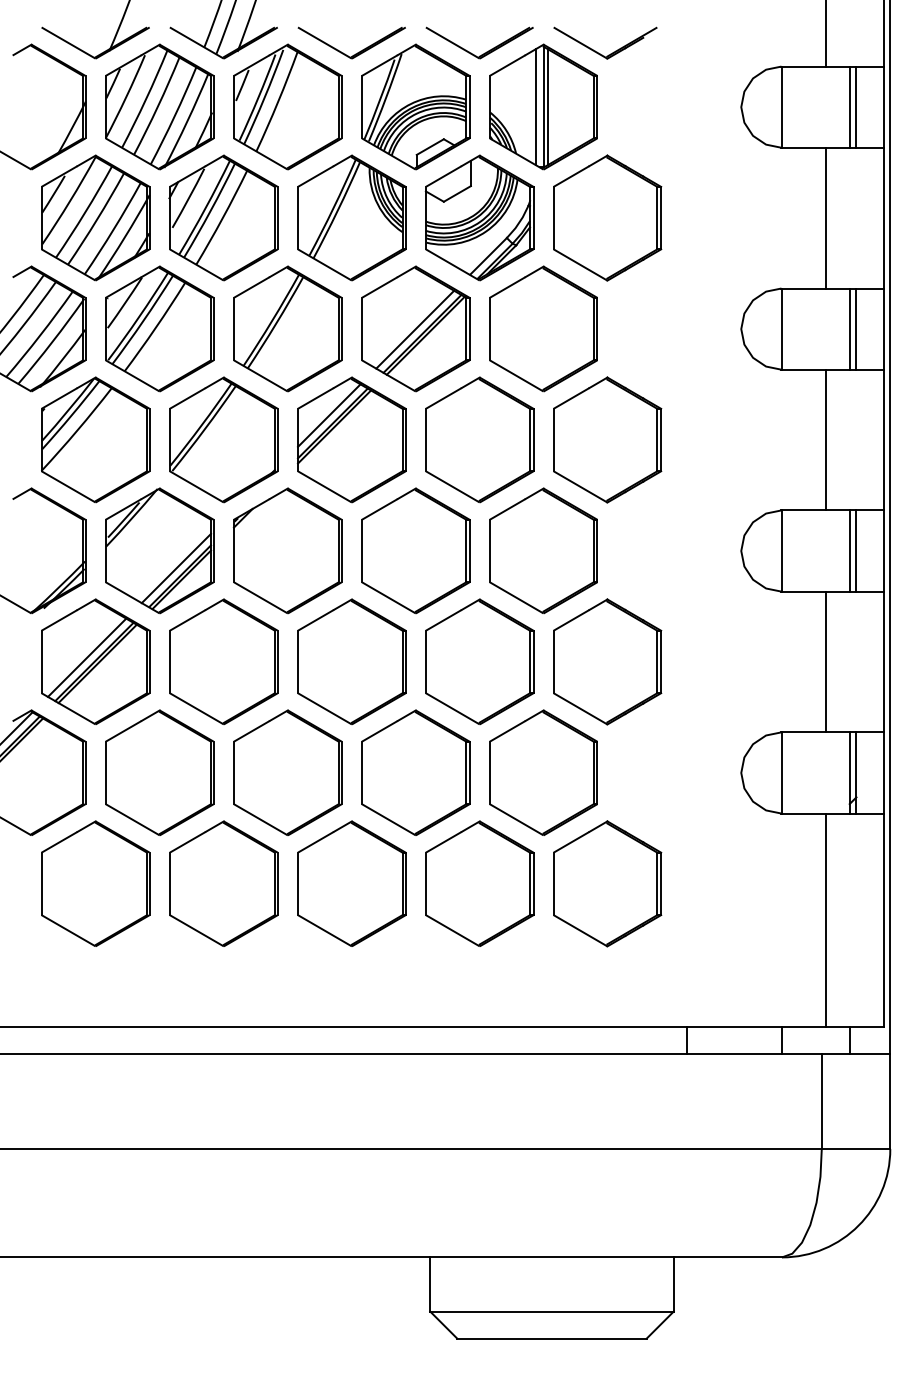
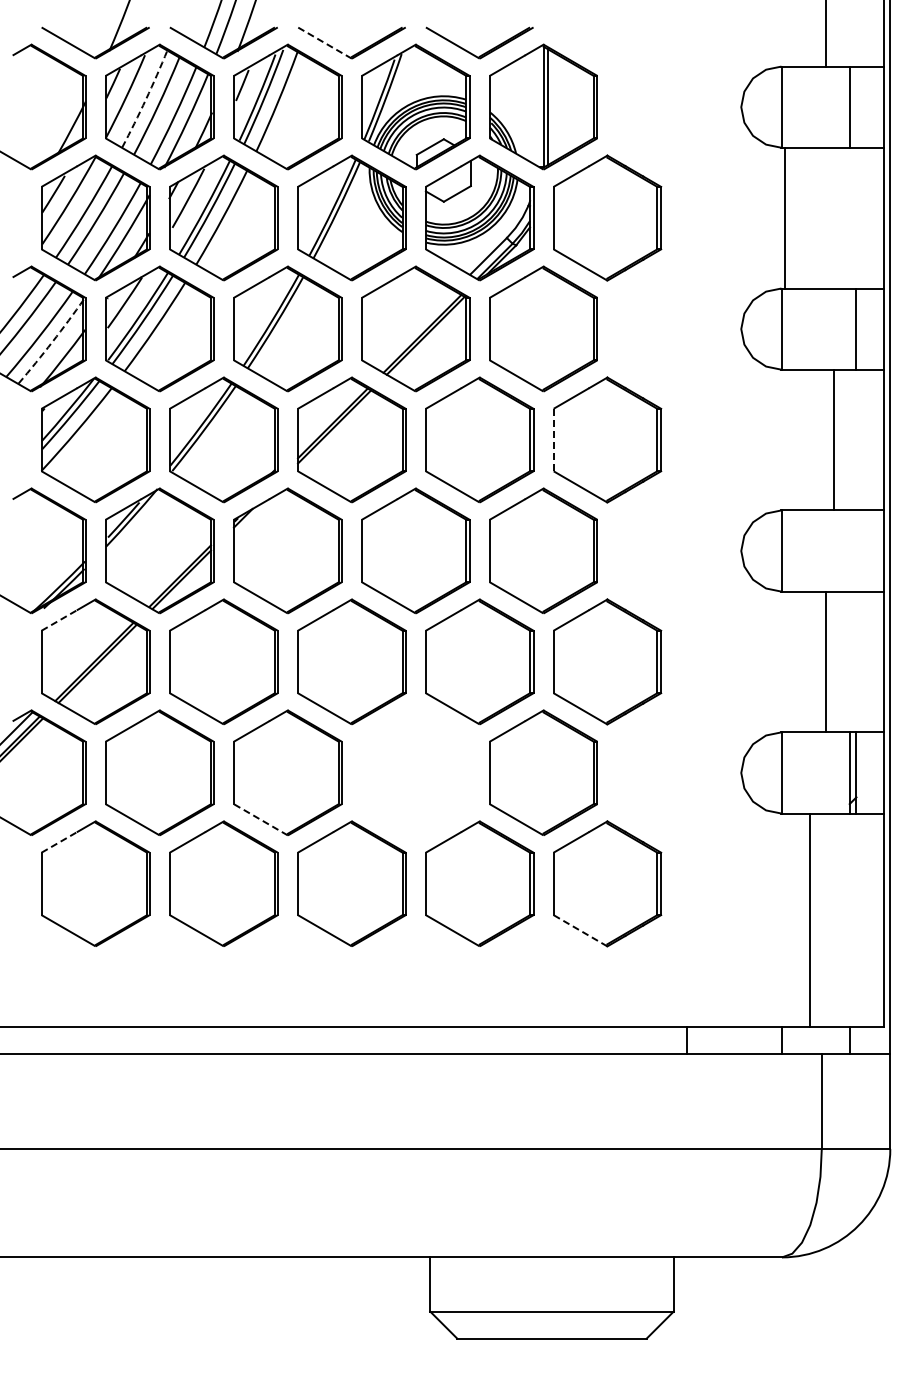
line: solid -> dashed (324, 42)
part: present -> none (597, 51)
arc: solid -> dashed (146, 99)
line: present -> none (856, 106)
line: present -> none (536, 107)
line position: (826, 217) -> (785, 217) (785, 217)
line: present -> none (849, 328)
line: present -> none (415, 329)
arc: solid -> dashed (52, 341)
line: present -> none (329, 415)
line: solid -> dashed (553, 439)
line position: (826, 439) -> (834, 439) (834, 439)
line: present -> none (849, 550)
line: present -> none (856, 550)
line: present -> none (176, 568)
line: solid -> dashed (59, 620)
line: present -> none (87, 657)
part: present -> none (415, 772)
line: solid -> dashed (260, 819)
line: solid -> dashed (59, 842)
line position: (826, 920) -> (810, 920) (810, 920)
line: solid -> dashed (580, 930)
